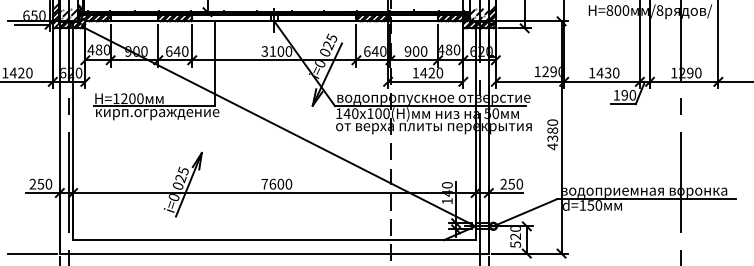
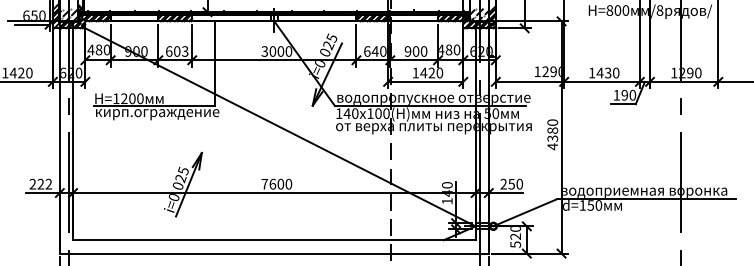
text: 640 -> 603 (180, 51)
text: 3100 -> 3000 (272, 51)
text: 250 -> 222 (44, 183)
line: present -> none (31, 253)
